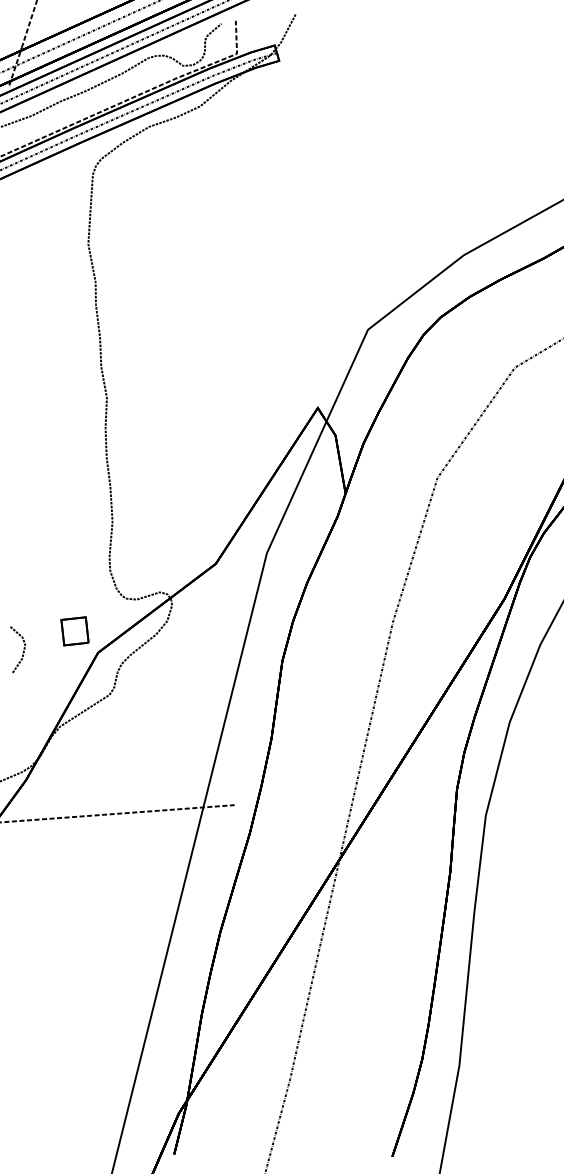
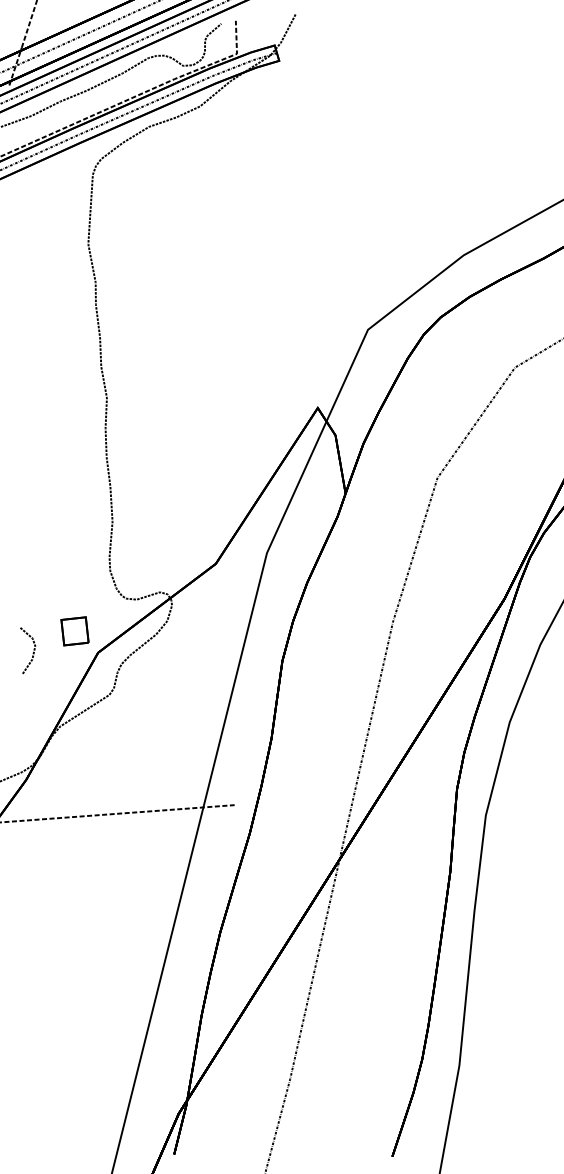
line position: (23, 649) -> (33, 650) (33, 650)
